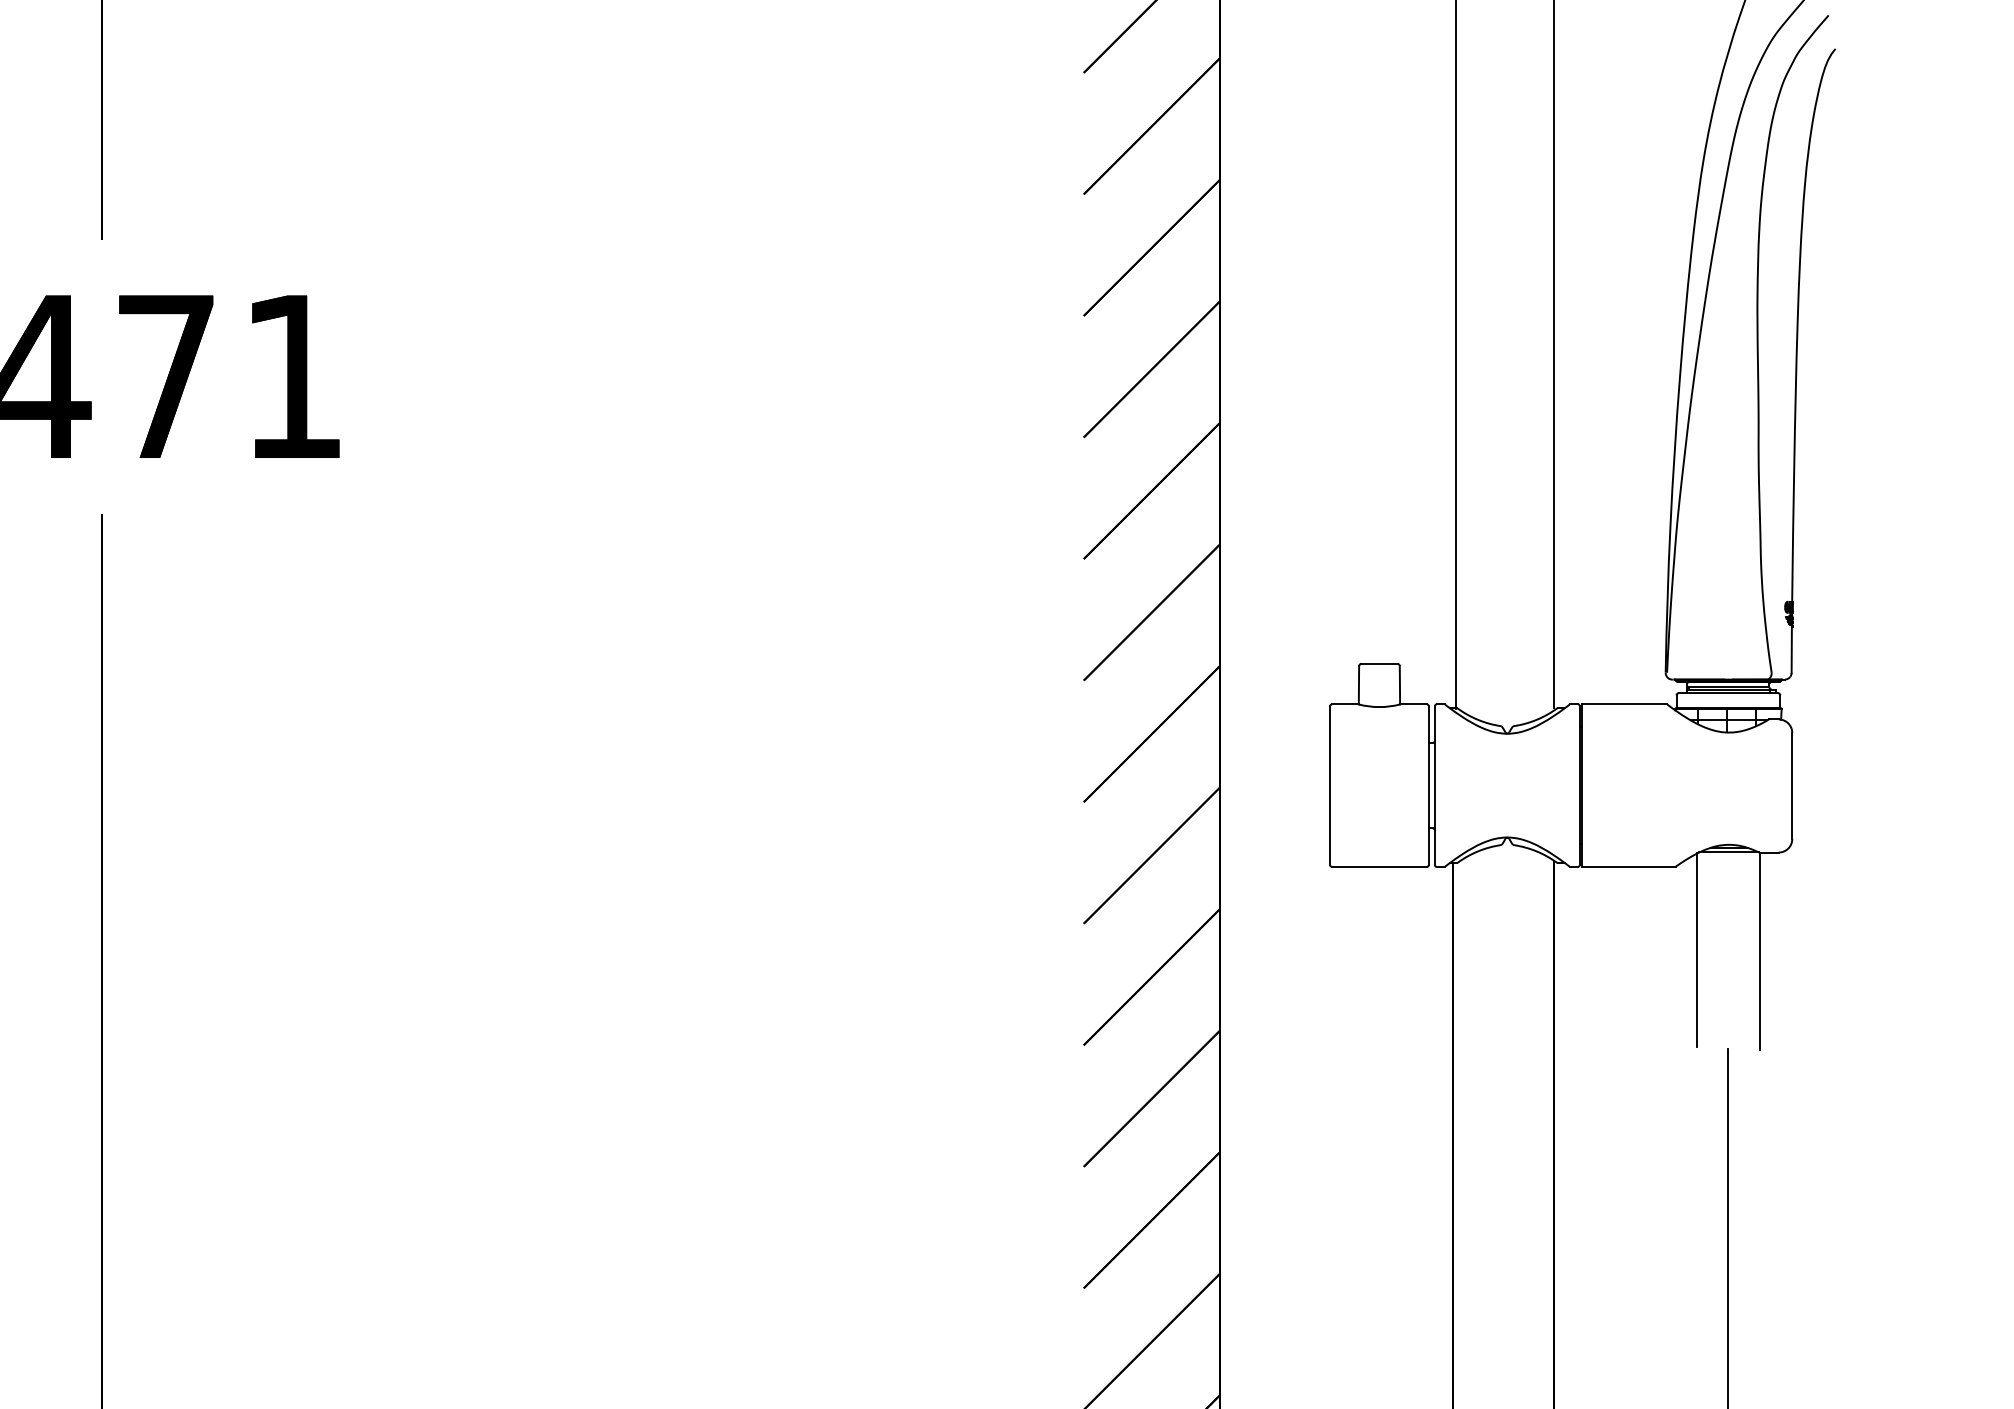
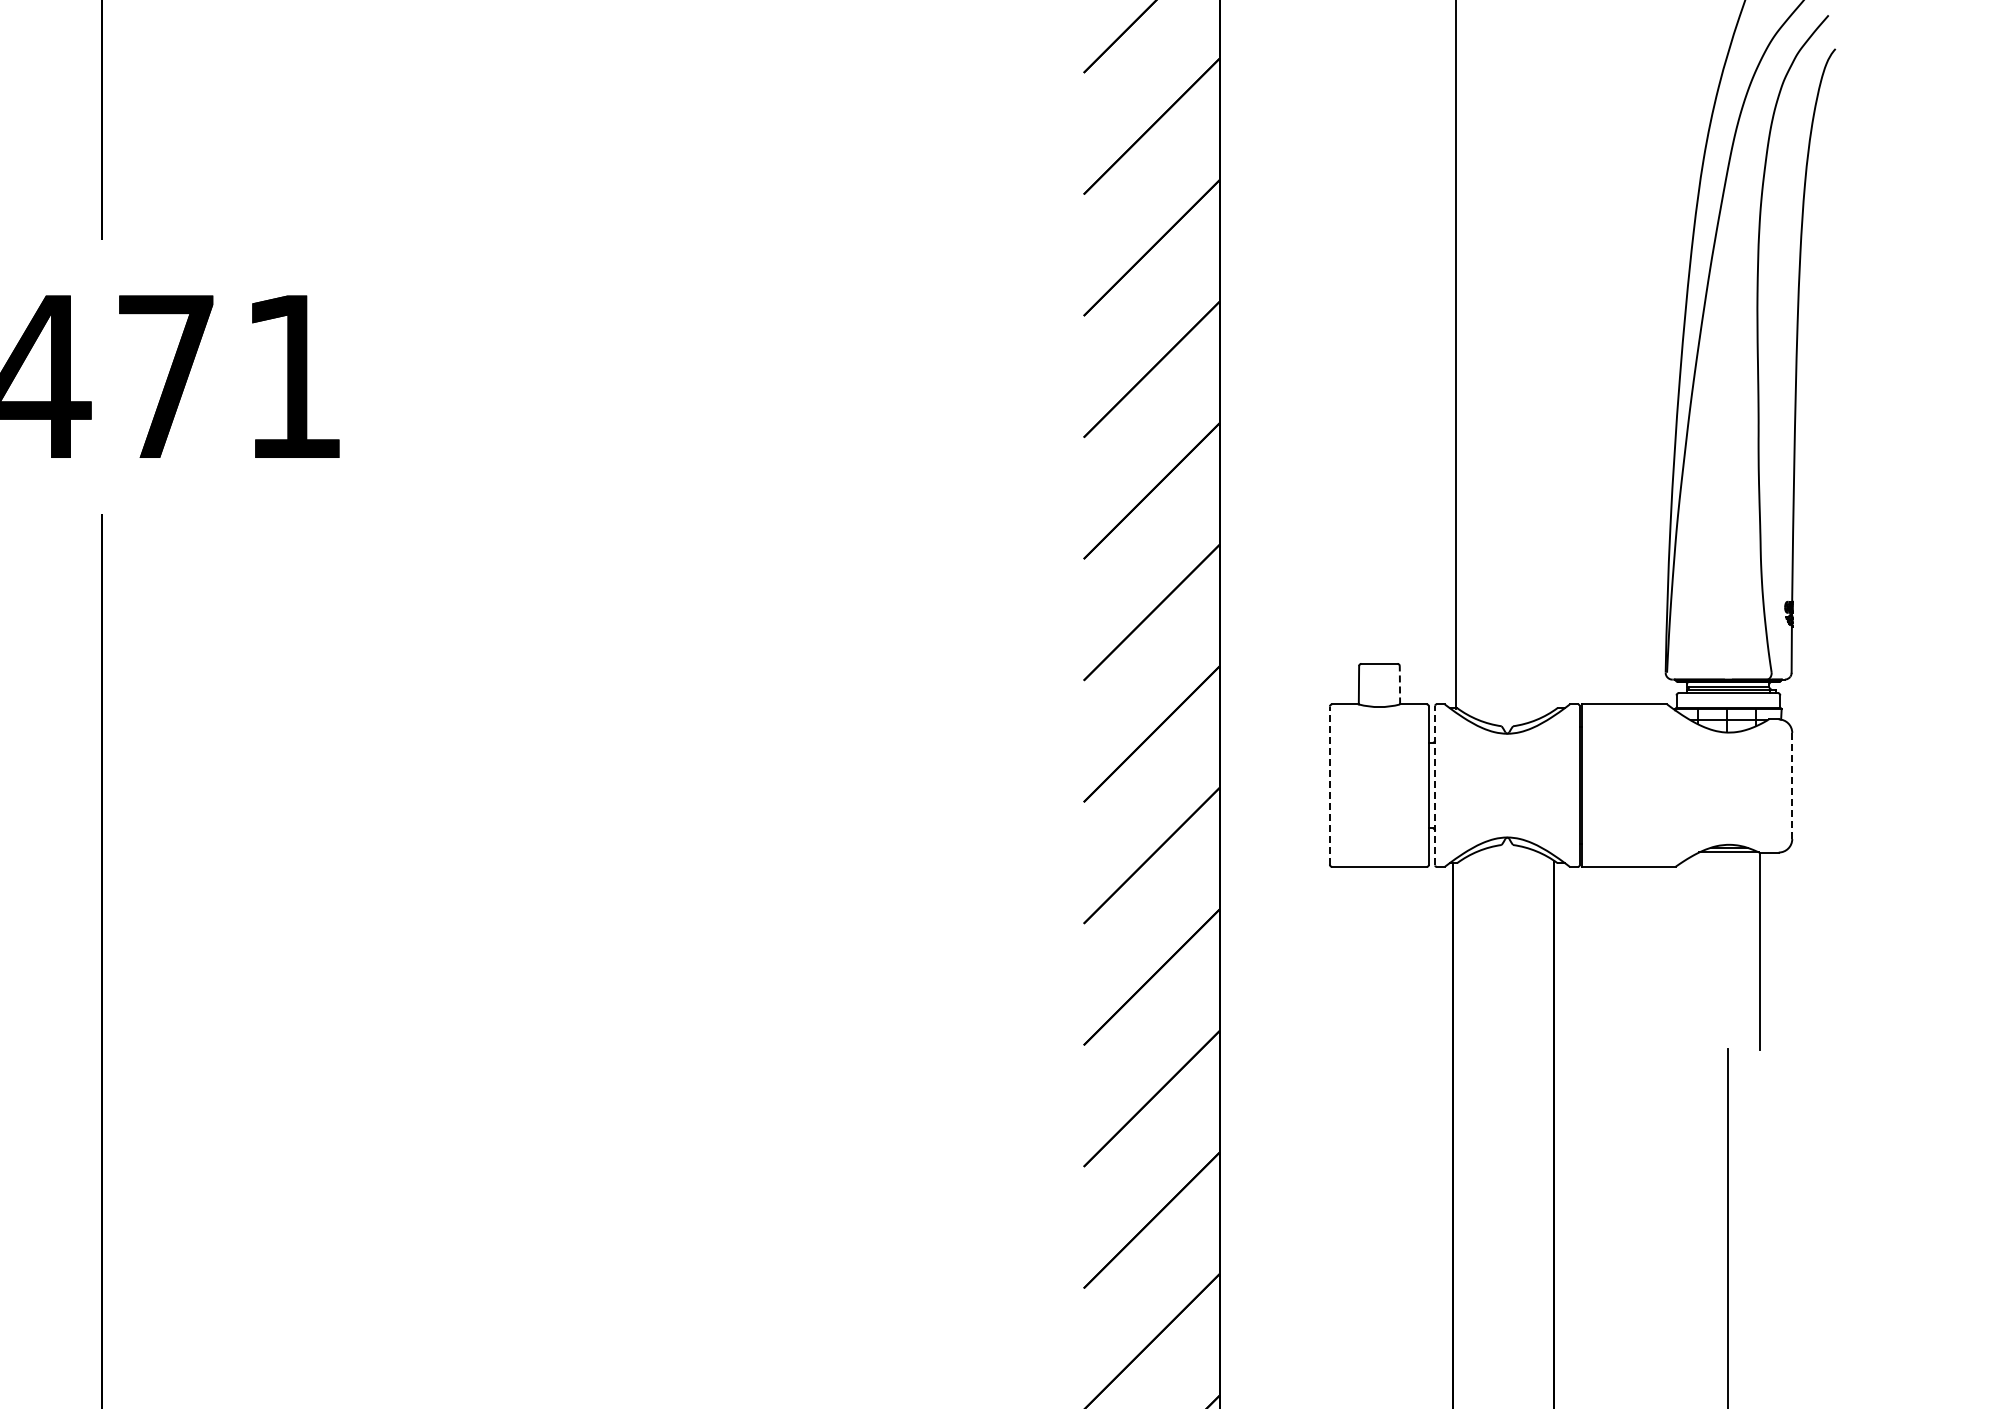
line: present -> none (1554, 355)
line: solid -> dashed (1399, 684)
line: solid -> dashed (1329, 785)
line: solid -> dashed (1435, 785)
line: solid -> dashed (1792, 786)
line: present -> none (1697, 949)
